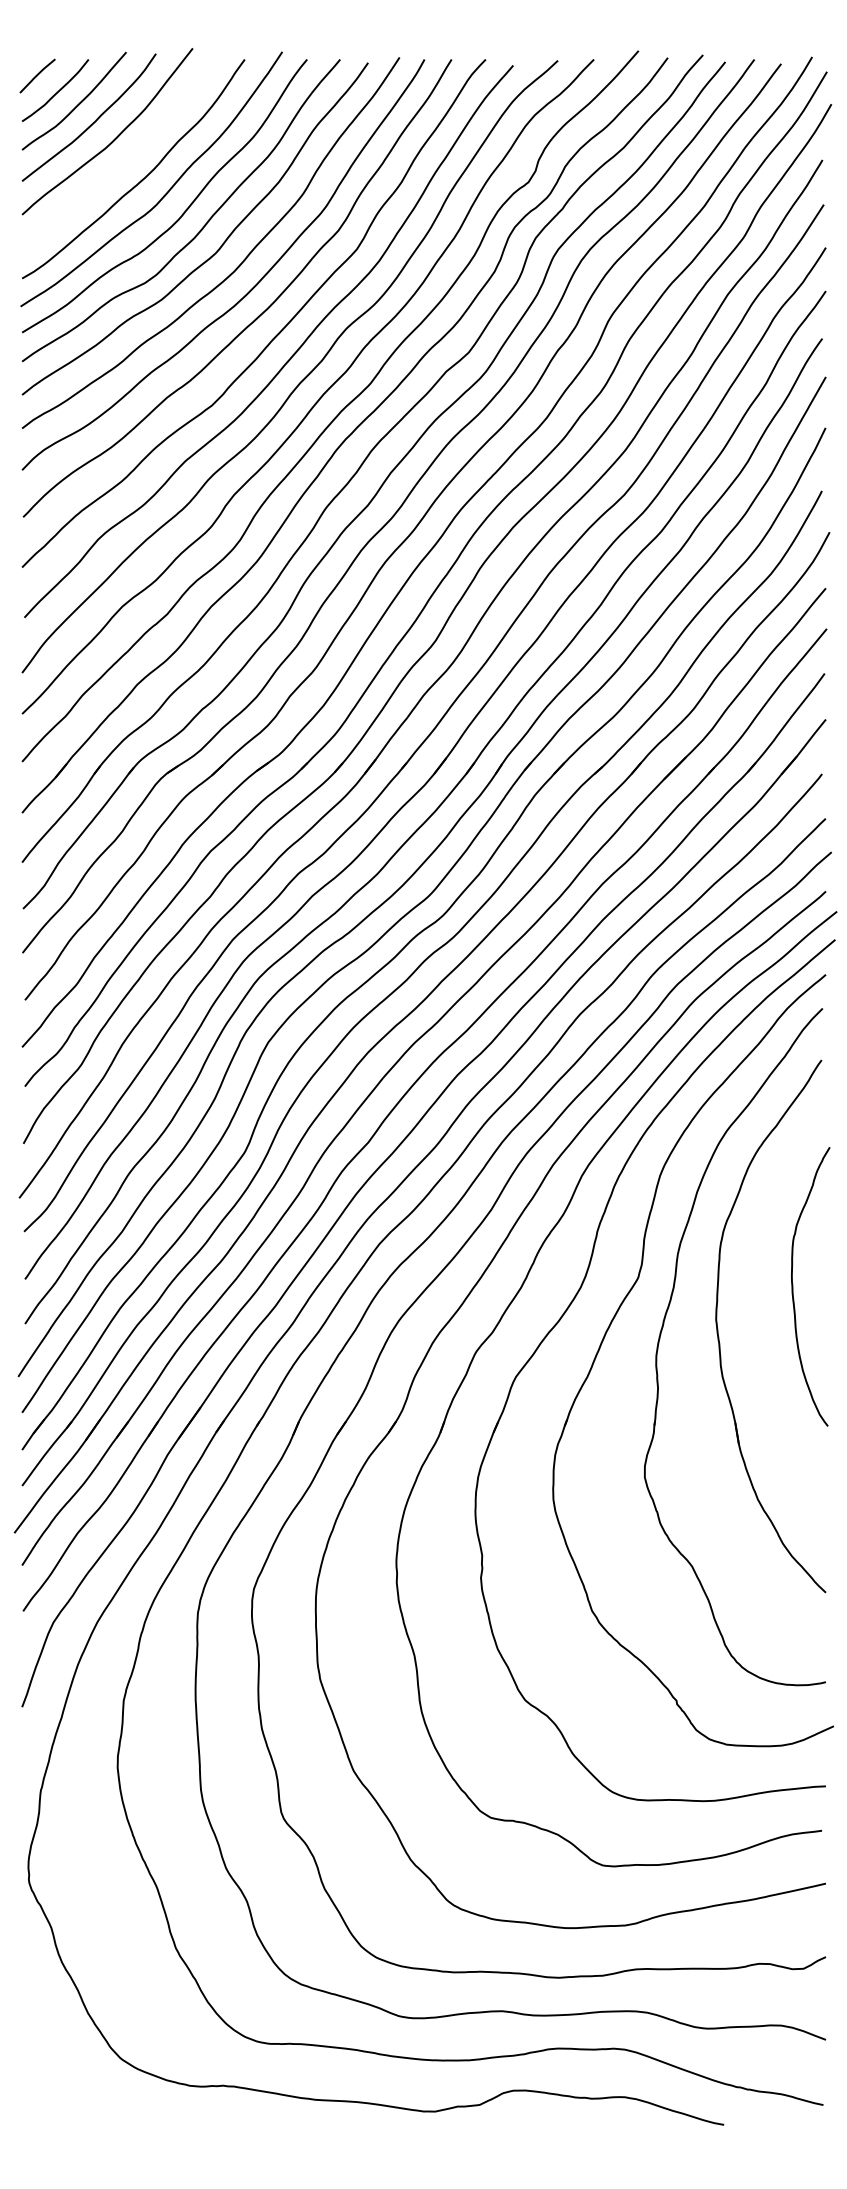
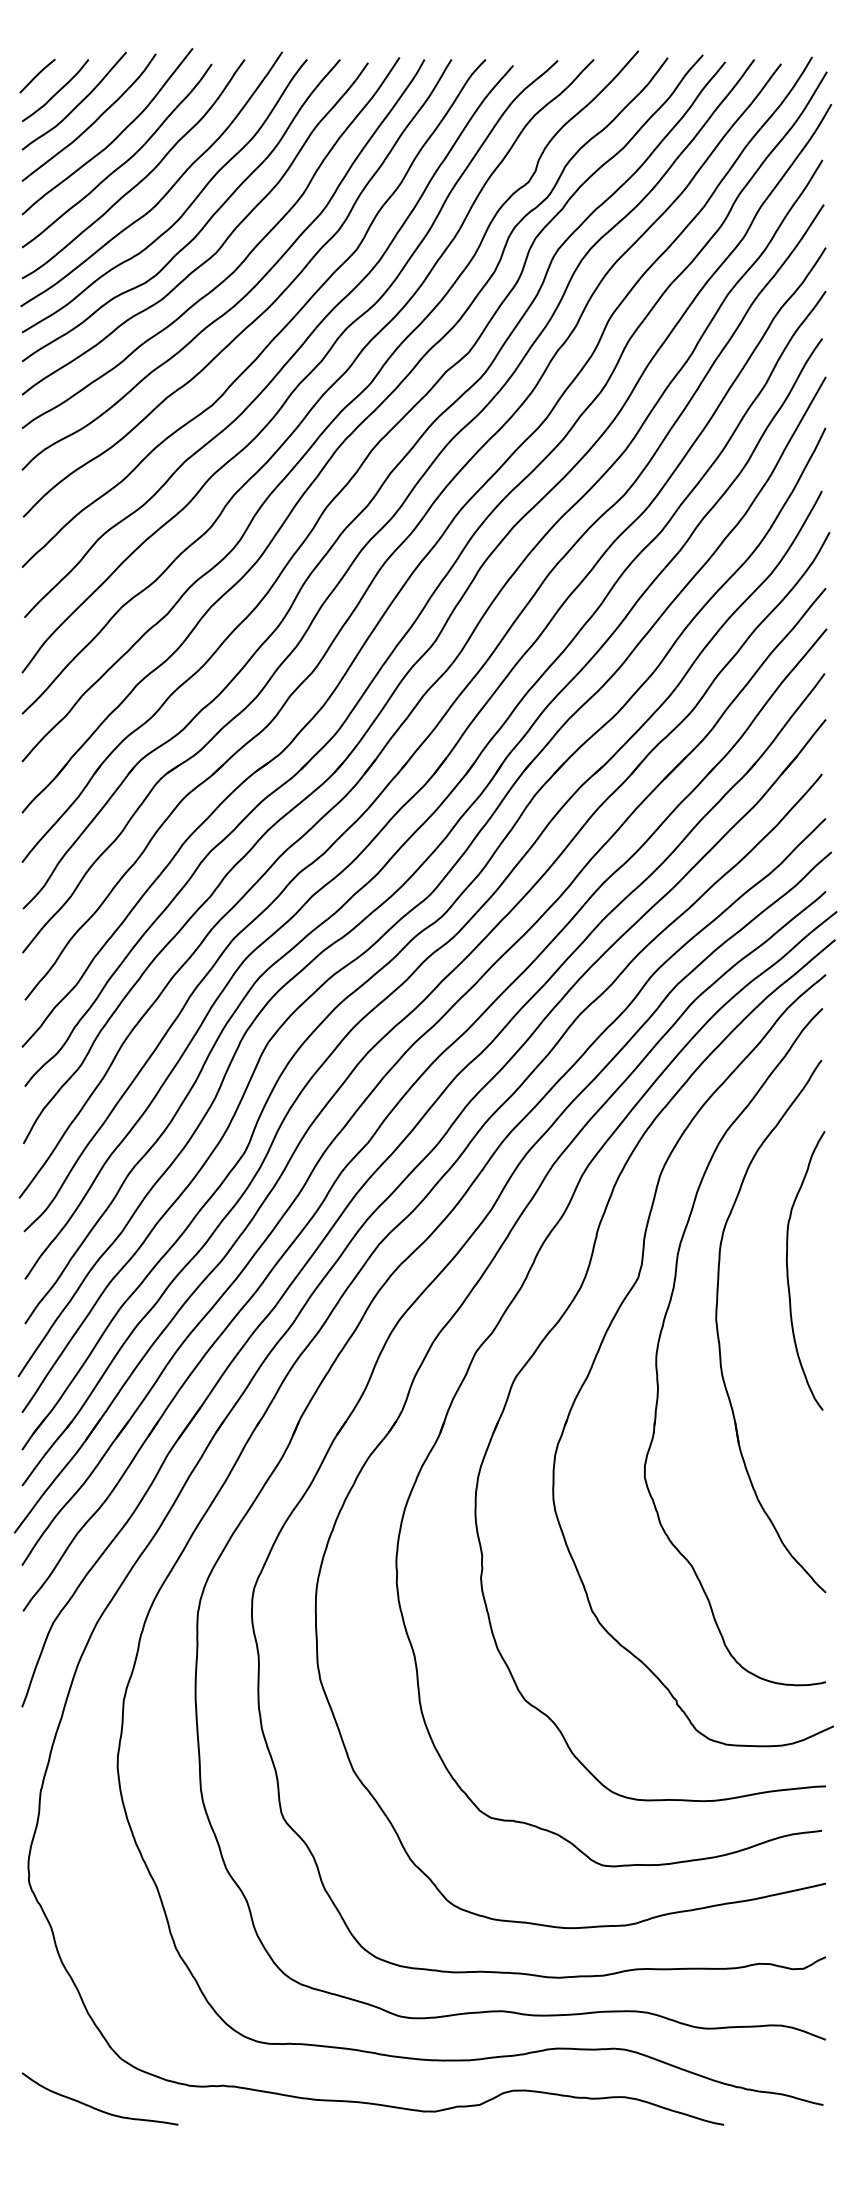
curve: none -> present (123, 162)
curve position: (793, 1286) -> (788, 1270) (788, 1270)
curve: none -> present (95, 2107)
